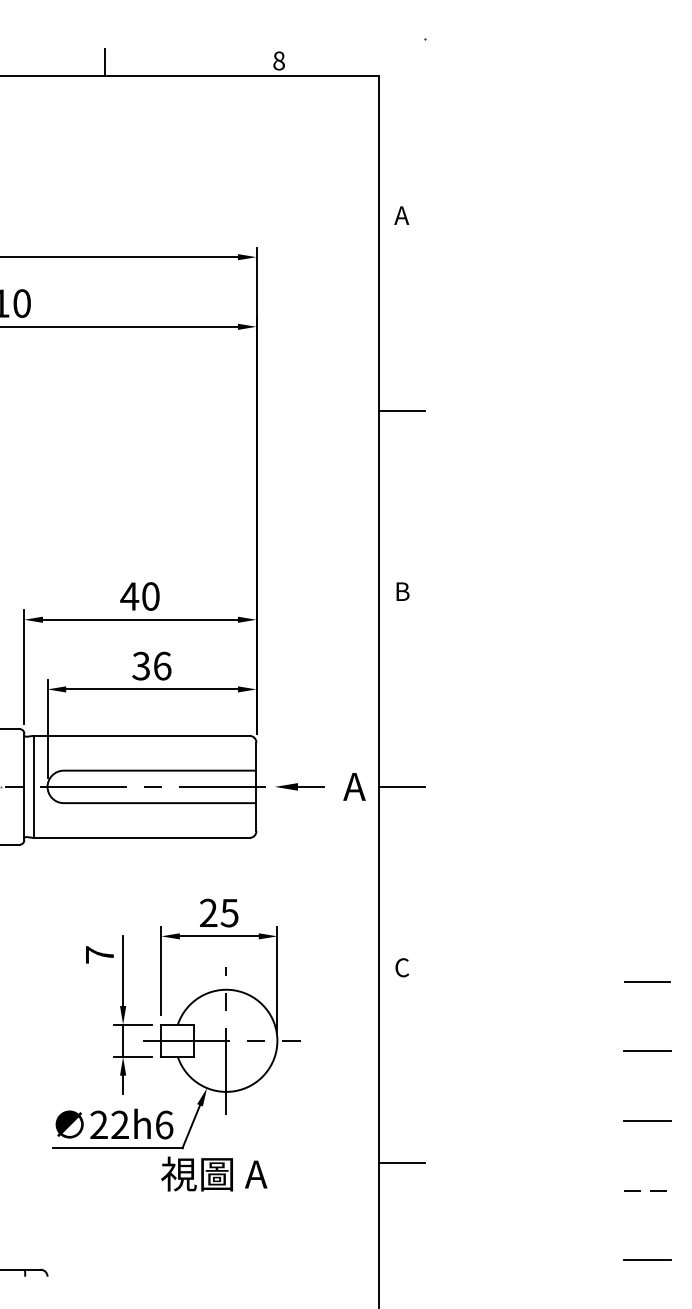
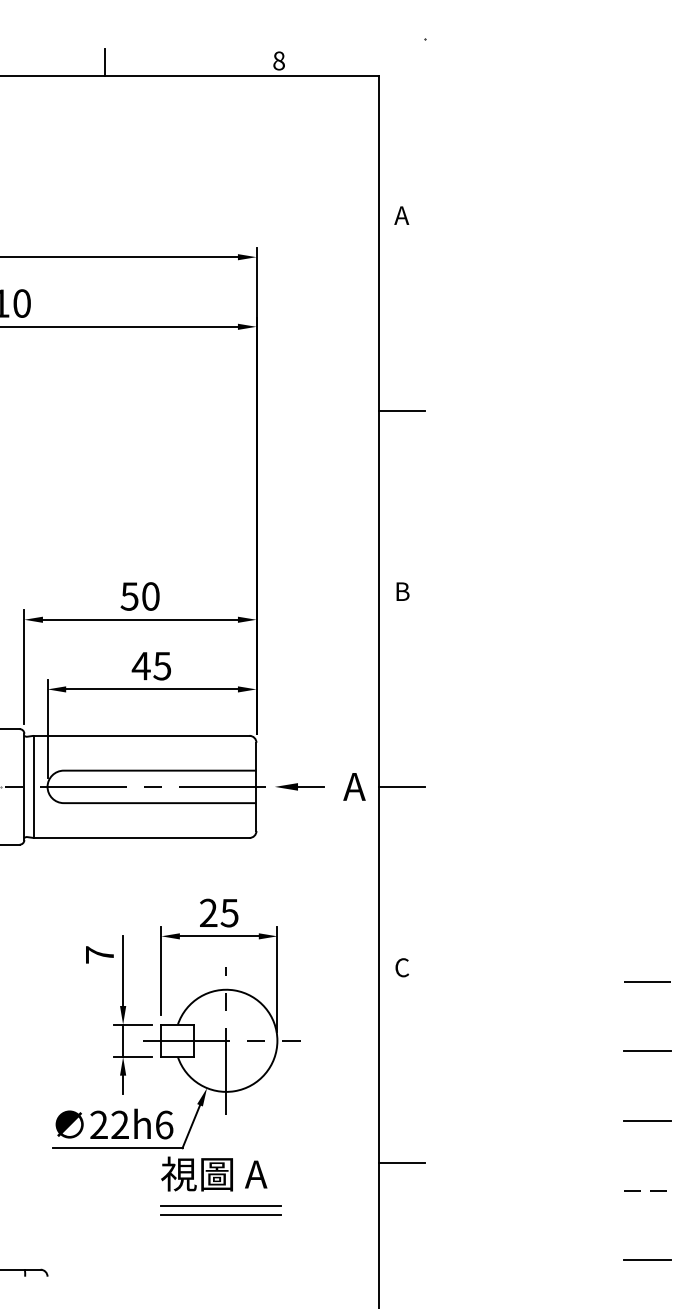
text: 40 -> 50 (129, 596)
text: 36 -> 45 (151, 665)
line: none -> present (220, 1206)
line: none -> present (220, 1215)
